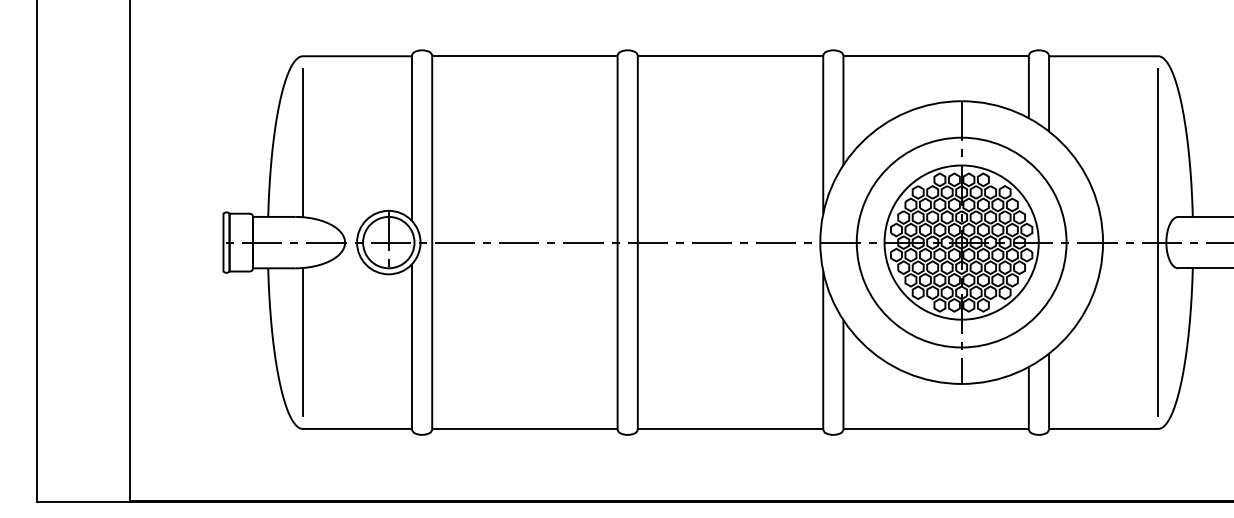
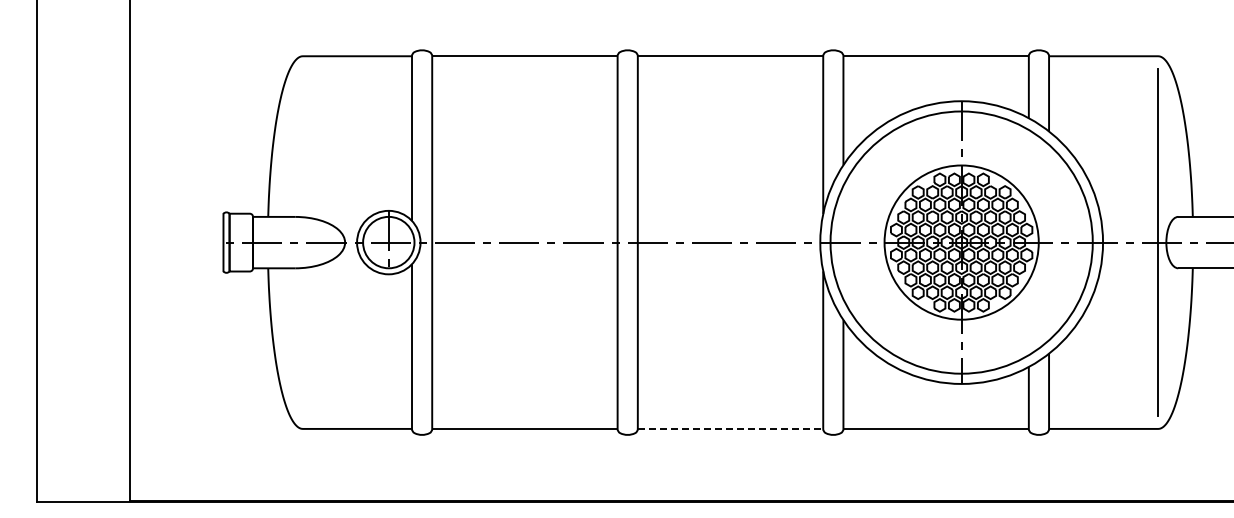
line: present -> none (302, 143)
circle diameter: 210 px -> 262 px (961, 242)
line: present -> none (302, 342)
line: solid -> dashed (730, 428)
